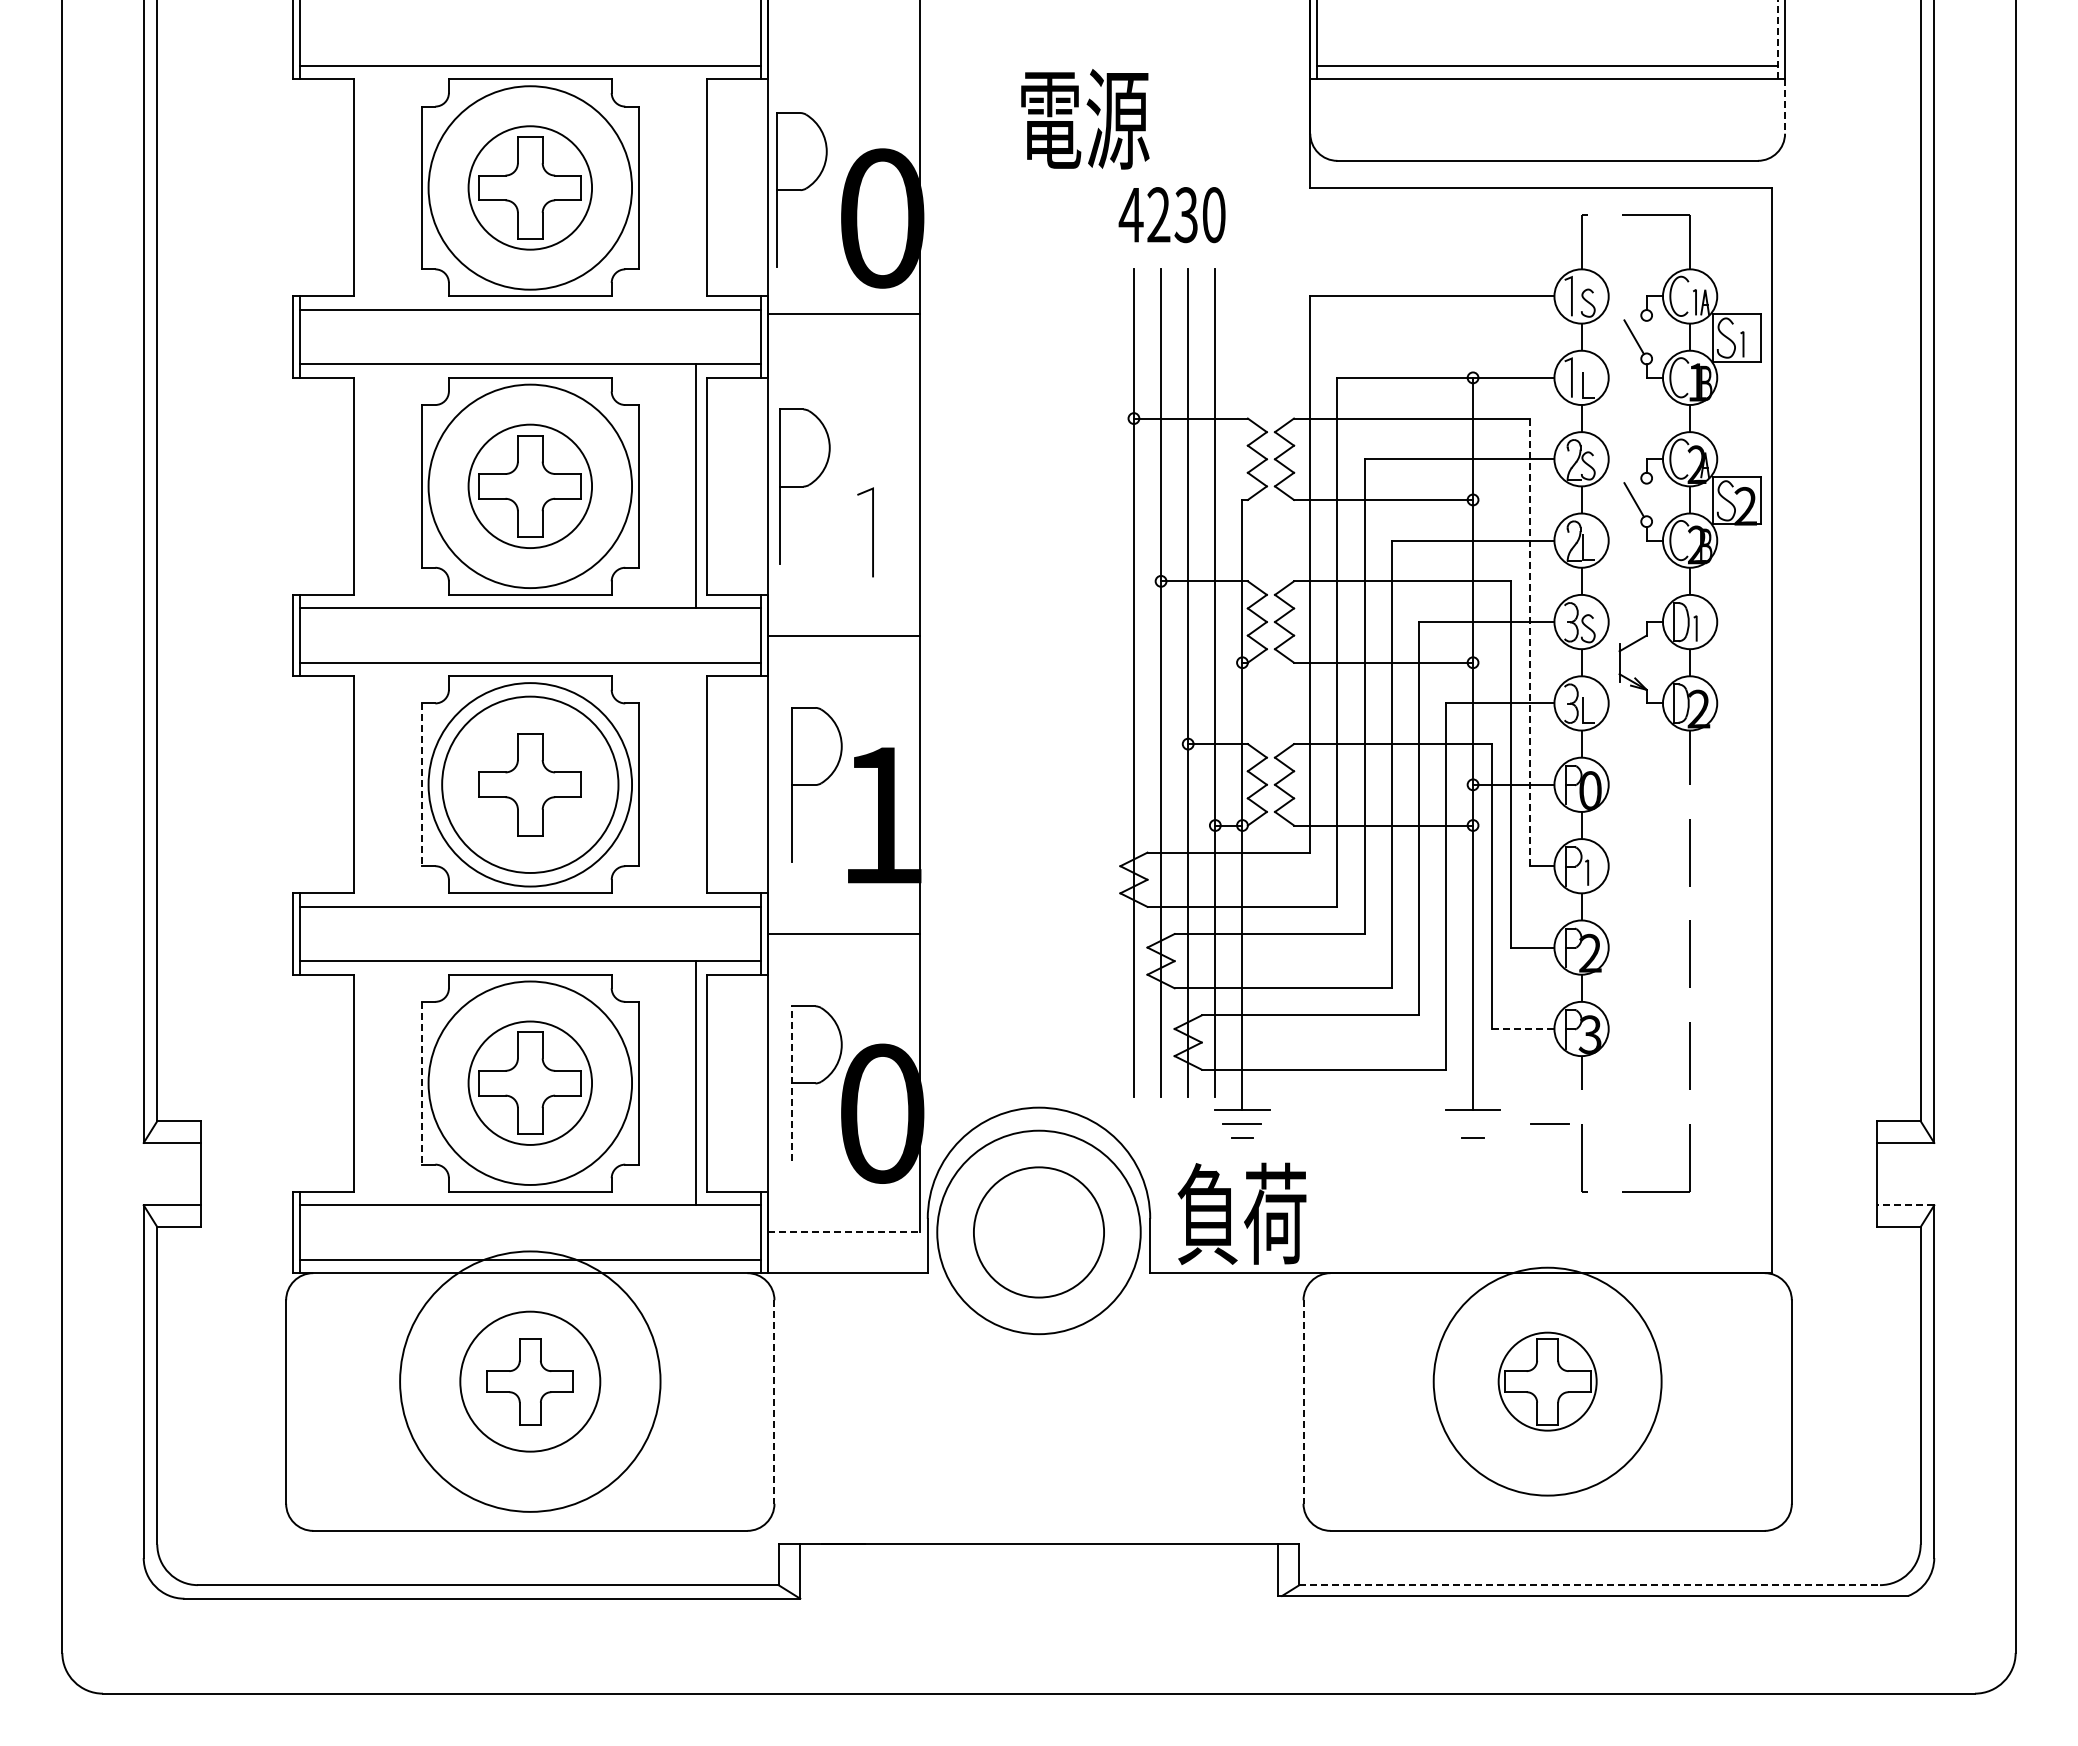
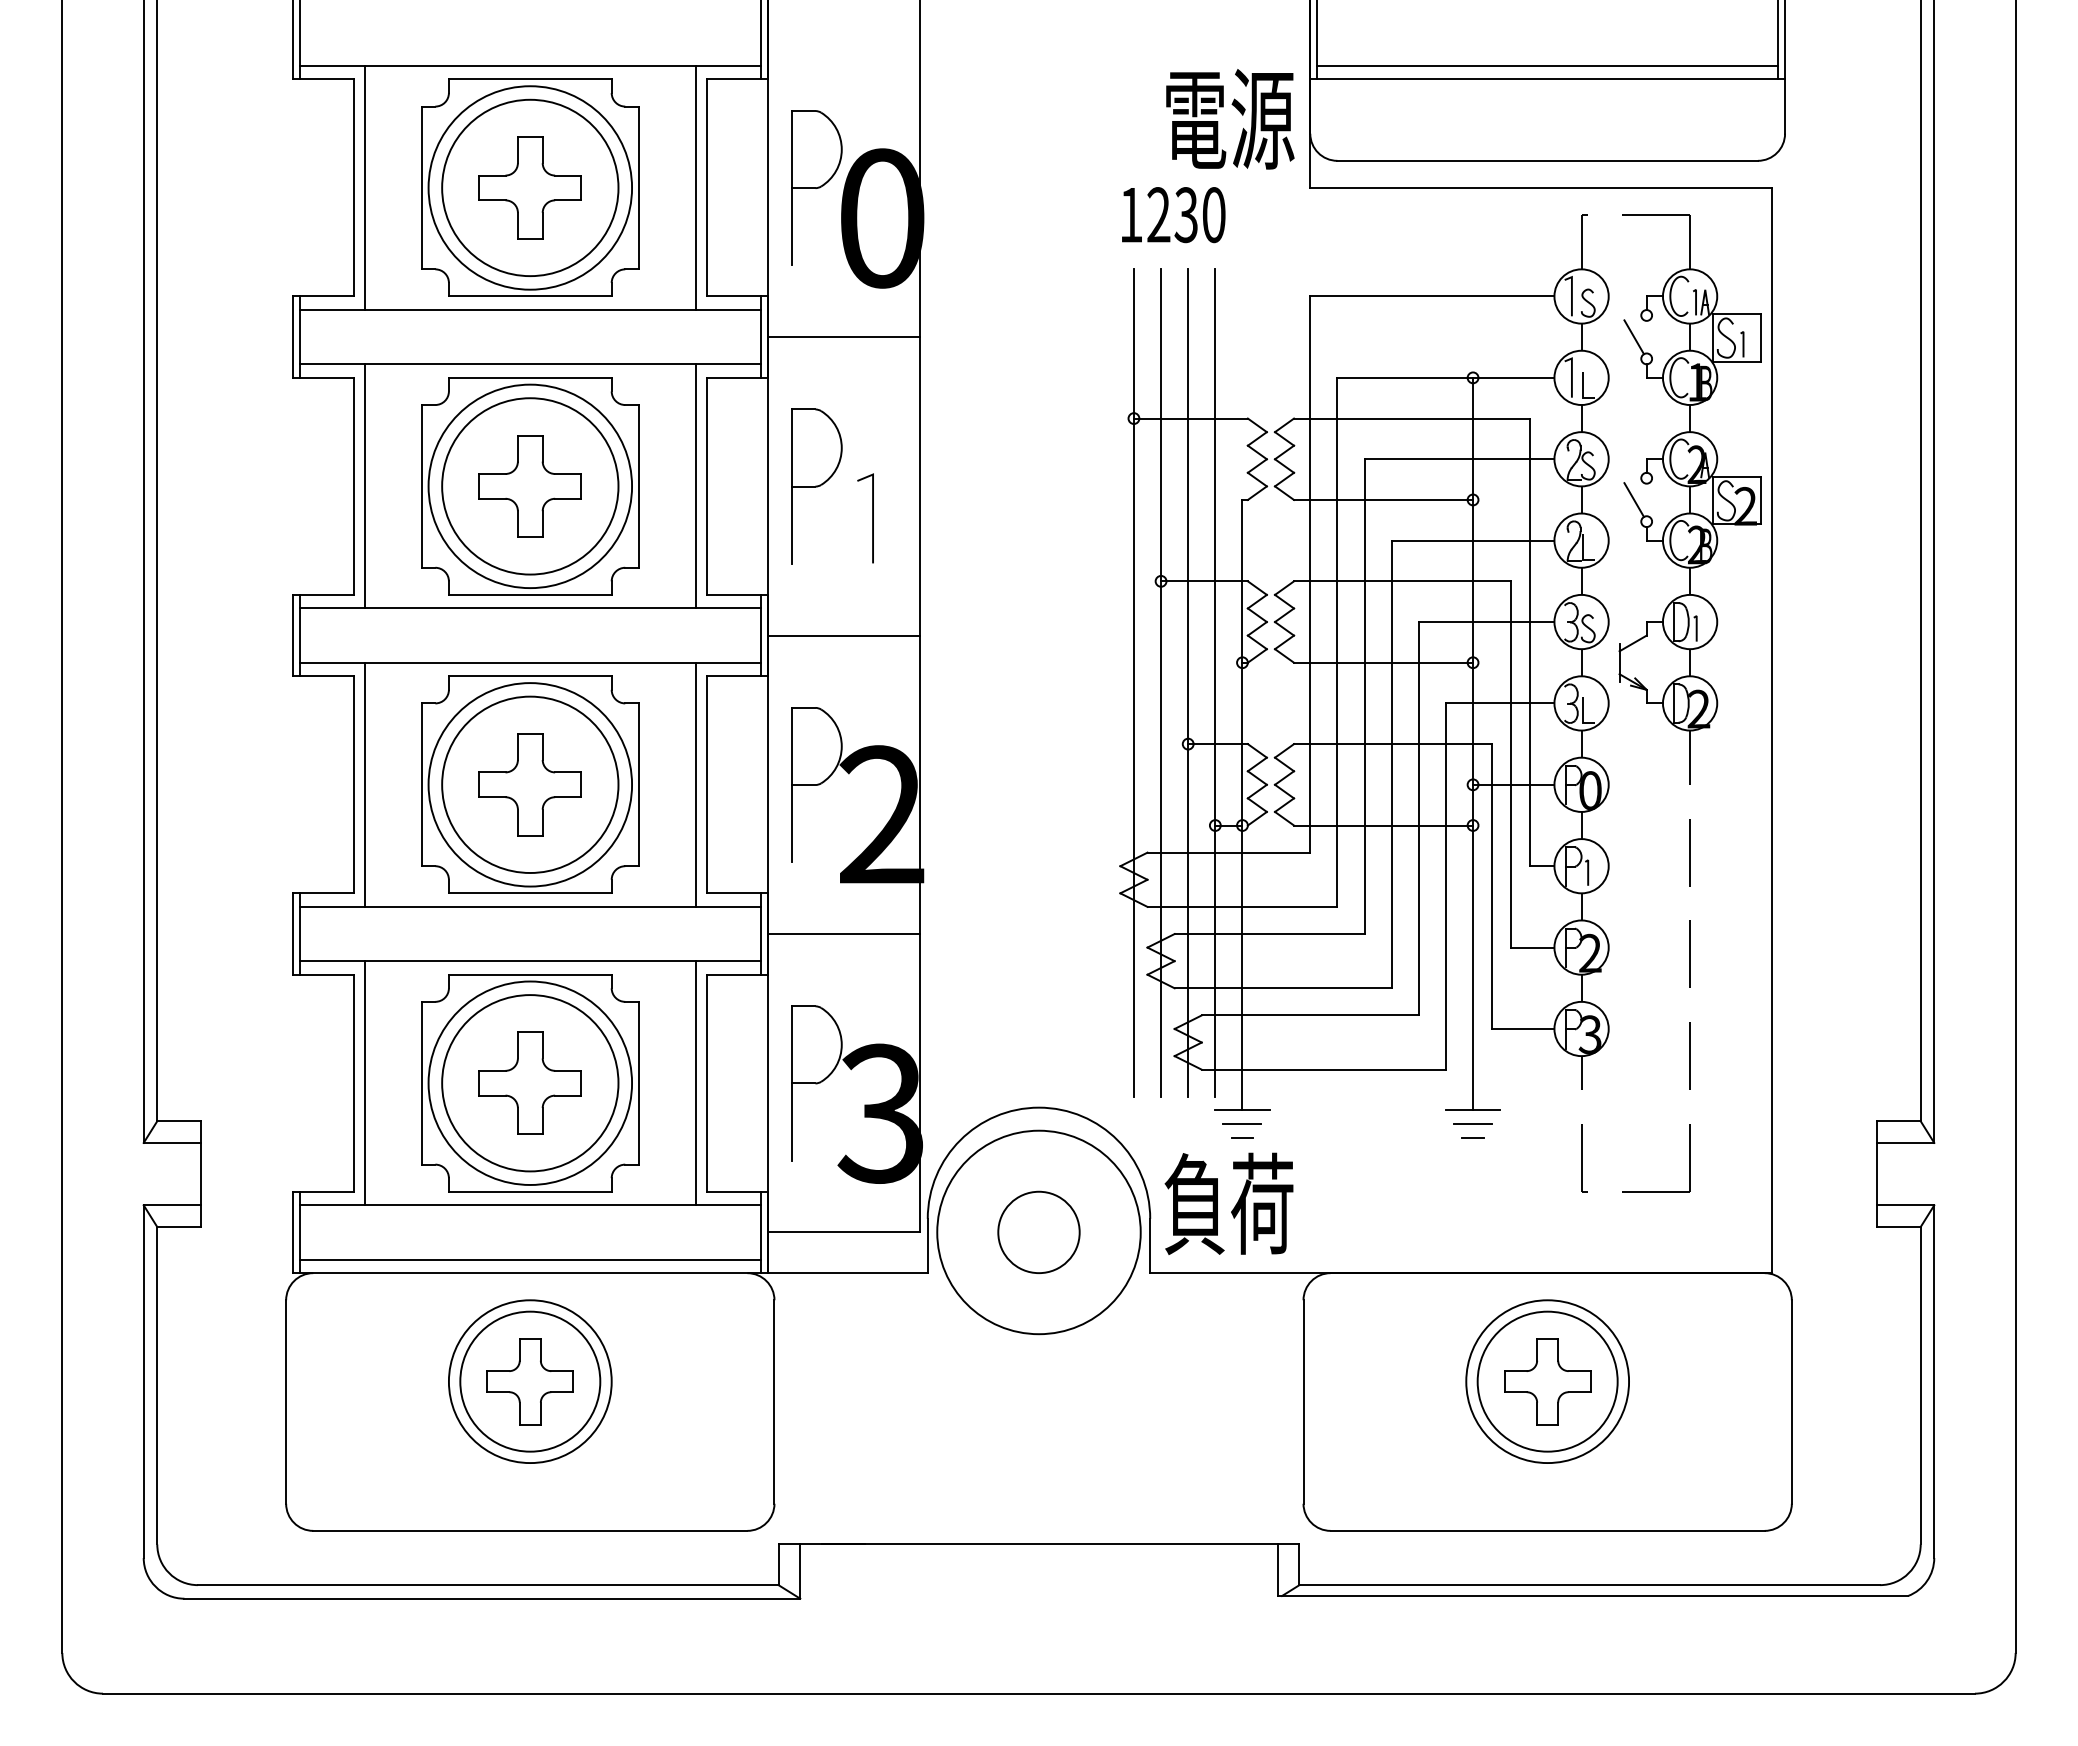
line: dashed -> solid (1778, 39)
line: dashed -> solid (1785, 107)
text position: (1085, 119) -> (1230, 119) (1230, 119)
line: none -> present (364, 187)
circle diameter: 123 px -> 176 px (530, 187)
line: none -> present (695, 187)
part position: (801, 189) -> (816, 187) (816, 187)
text: 4230 -> 1230 (1130, 215)
line position: (843, 314) -> (843, 337) (843, 337)
line: none -> present (364, 486)
circle diameter: 123 px -> 176 px (530, 486)
part position: (804, 486) -> (816, 486) (816, 486)
line position: (872, 532) -> (872, 518) (872, 518)
line: dashed -> solid (1530, 642)
line: none -> present (364, 784)
line: none -> present (695, 784)
line: dashed -> solid (421, 785)
text: 1 -> 2 (881, 814)
line: dashed -> solid (1522, 1028)
circle diameter: 123 px -> 176 px (530, 1083)
line: dashed -> solid (791, 1082)
line: none -> present (364, 1083)
line: dashed -> solid (421, 1083)
text: 0 -> 3 (880, 1113)
line position: (1549, 1123) -> (1472, 1123) (1472, 1123)
line: dashed -> solid (1905, 1205)
text position: (1241, 1213) -> (1228, 1203) (1228, 1203)
line: dashed -> solid (843, 1232)
circle diameter: 130 px -> 81 px (1038, 1232)
circle diameter: 260 px -> 163 px (529, 1381)
circle diameter: 228 px -> 163 px (1547, 1381)
circle diameter: 98 px -> 140 px (1547, 1381)
line: dashed -> solid (774, 1402)
line: dashed -> solid (1303, 1402)
line: dashed -> solid (1590, 1585)
